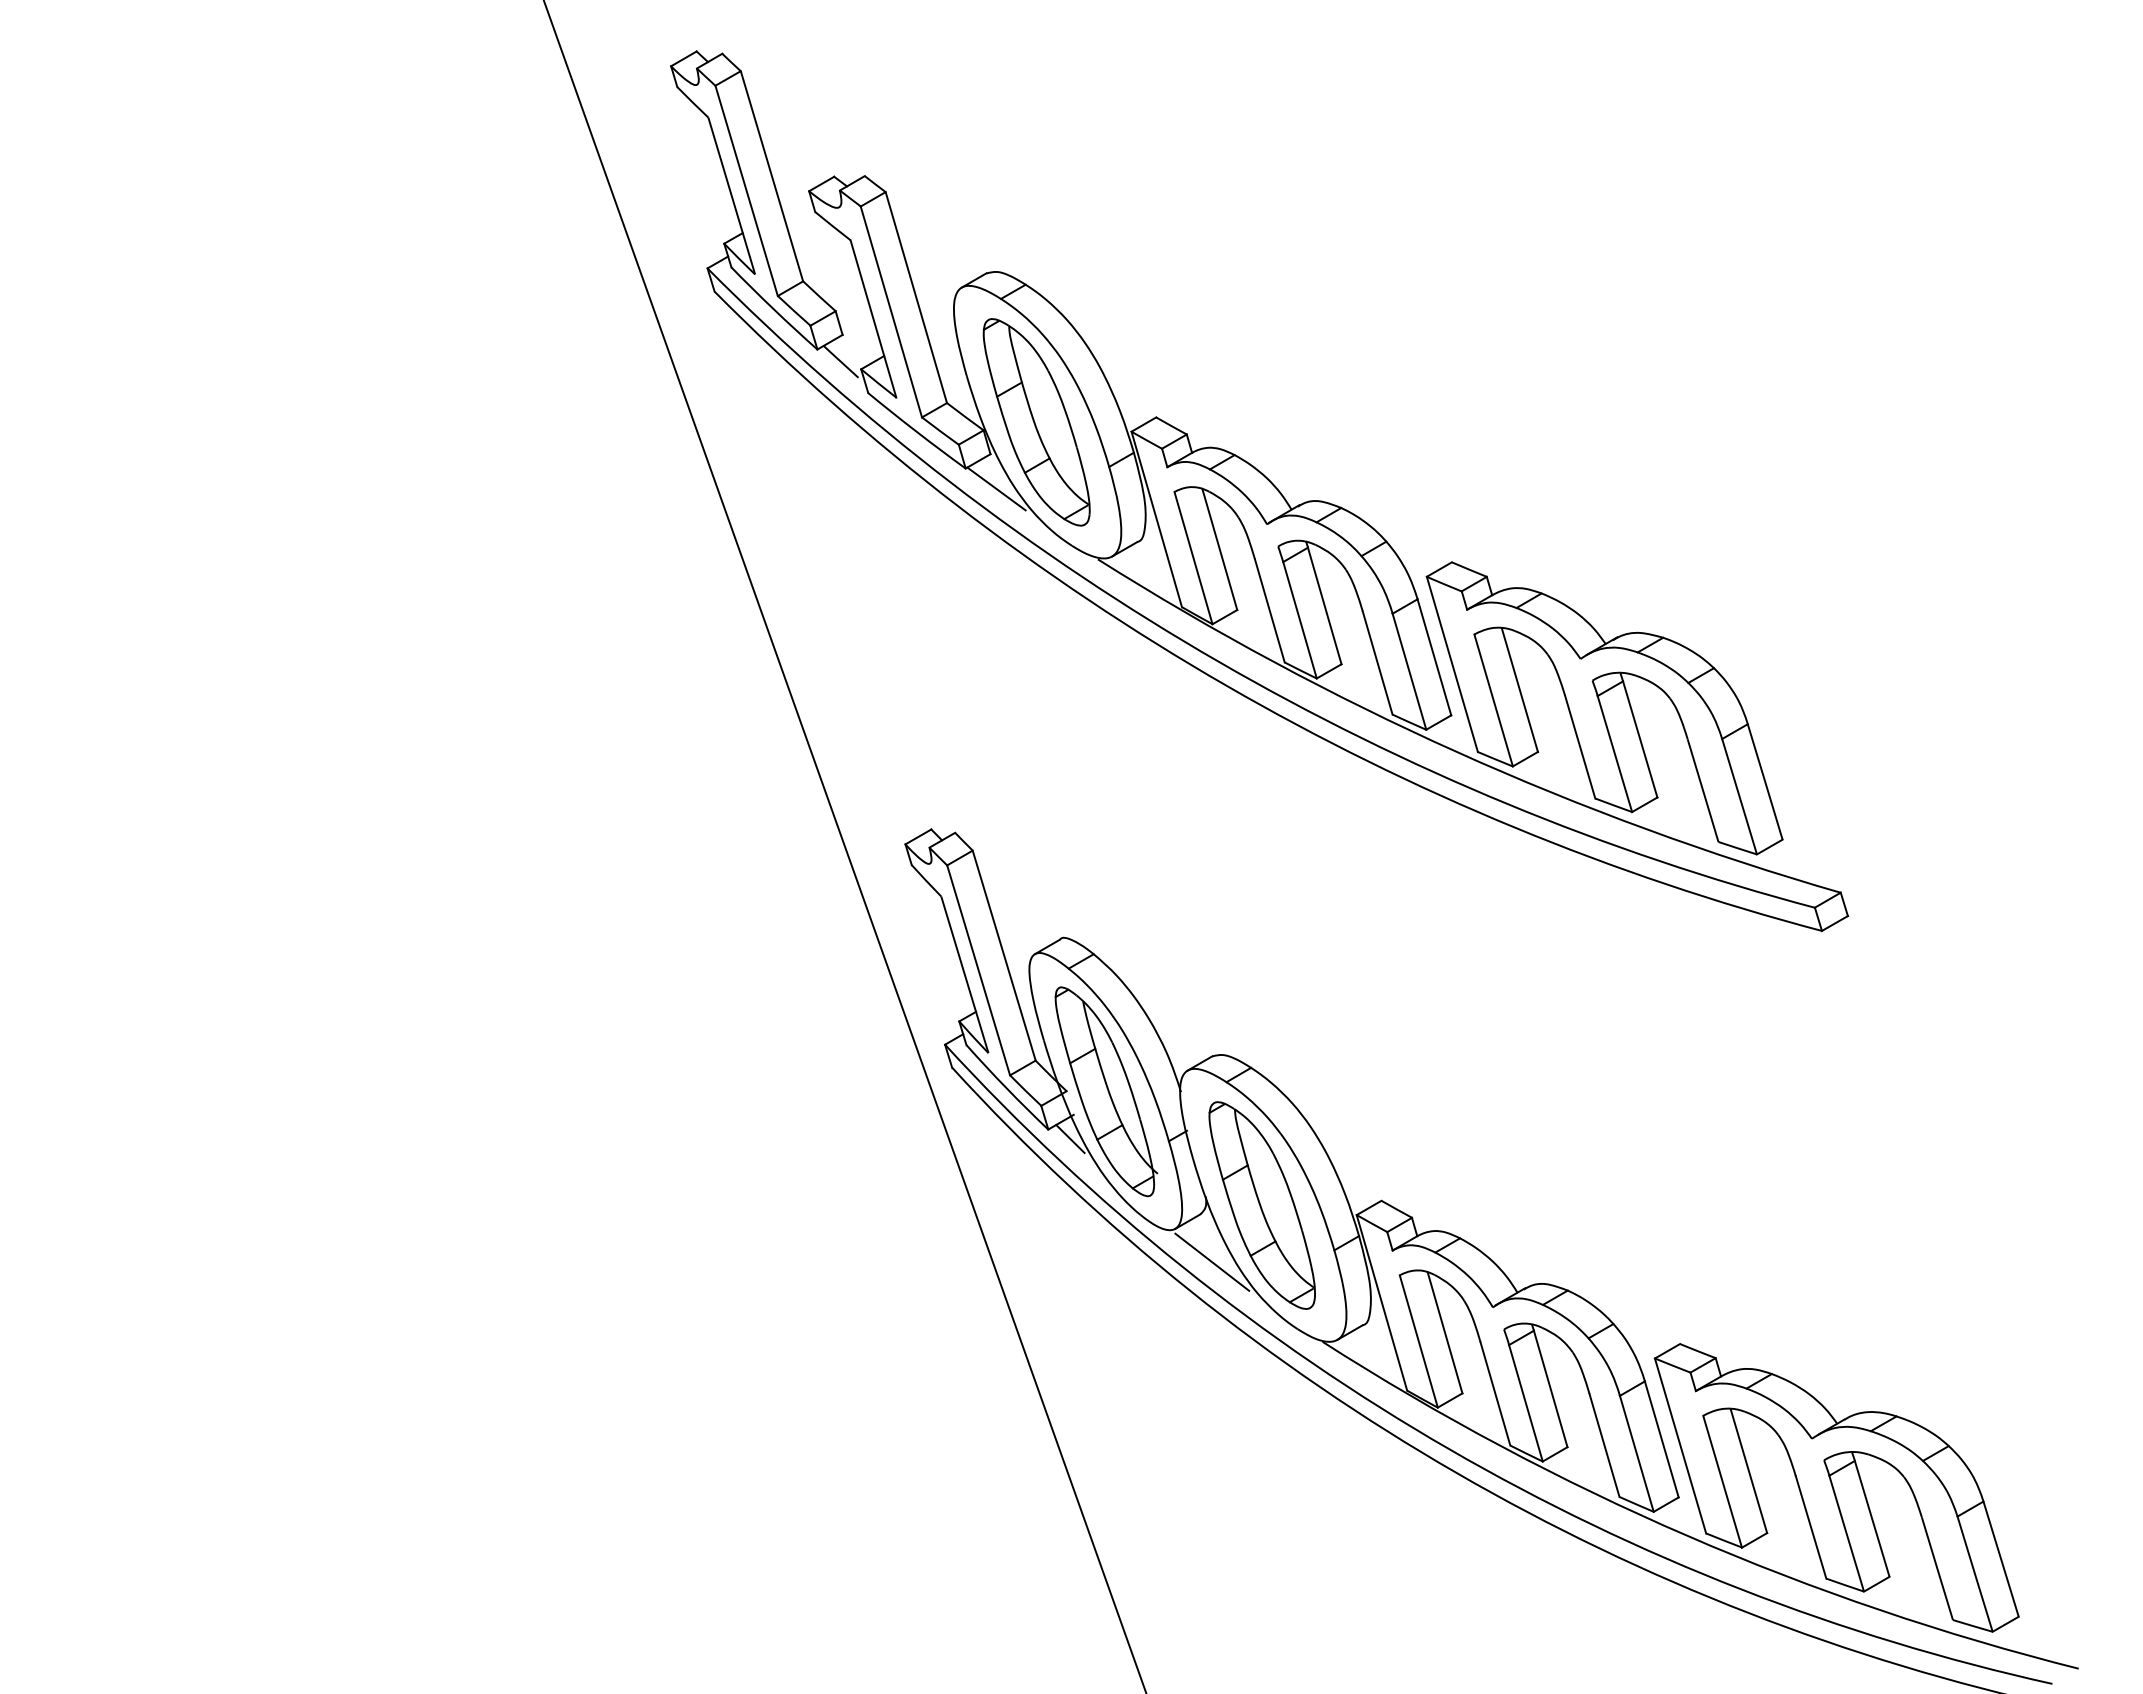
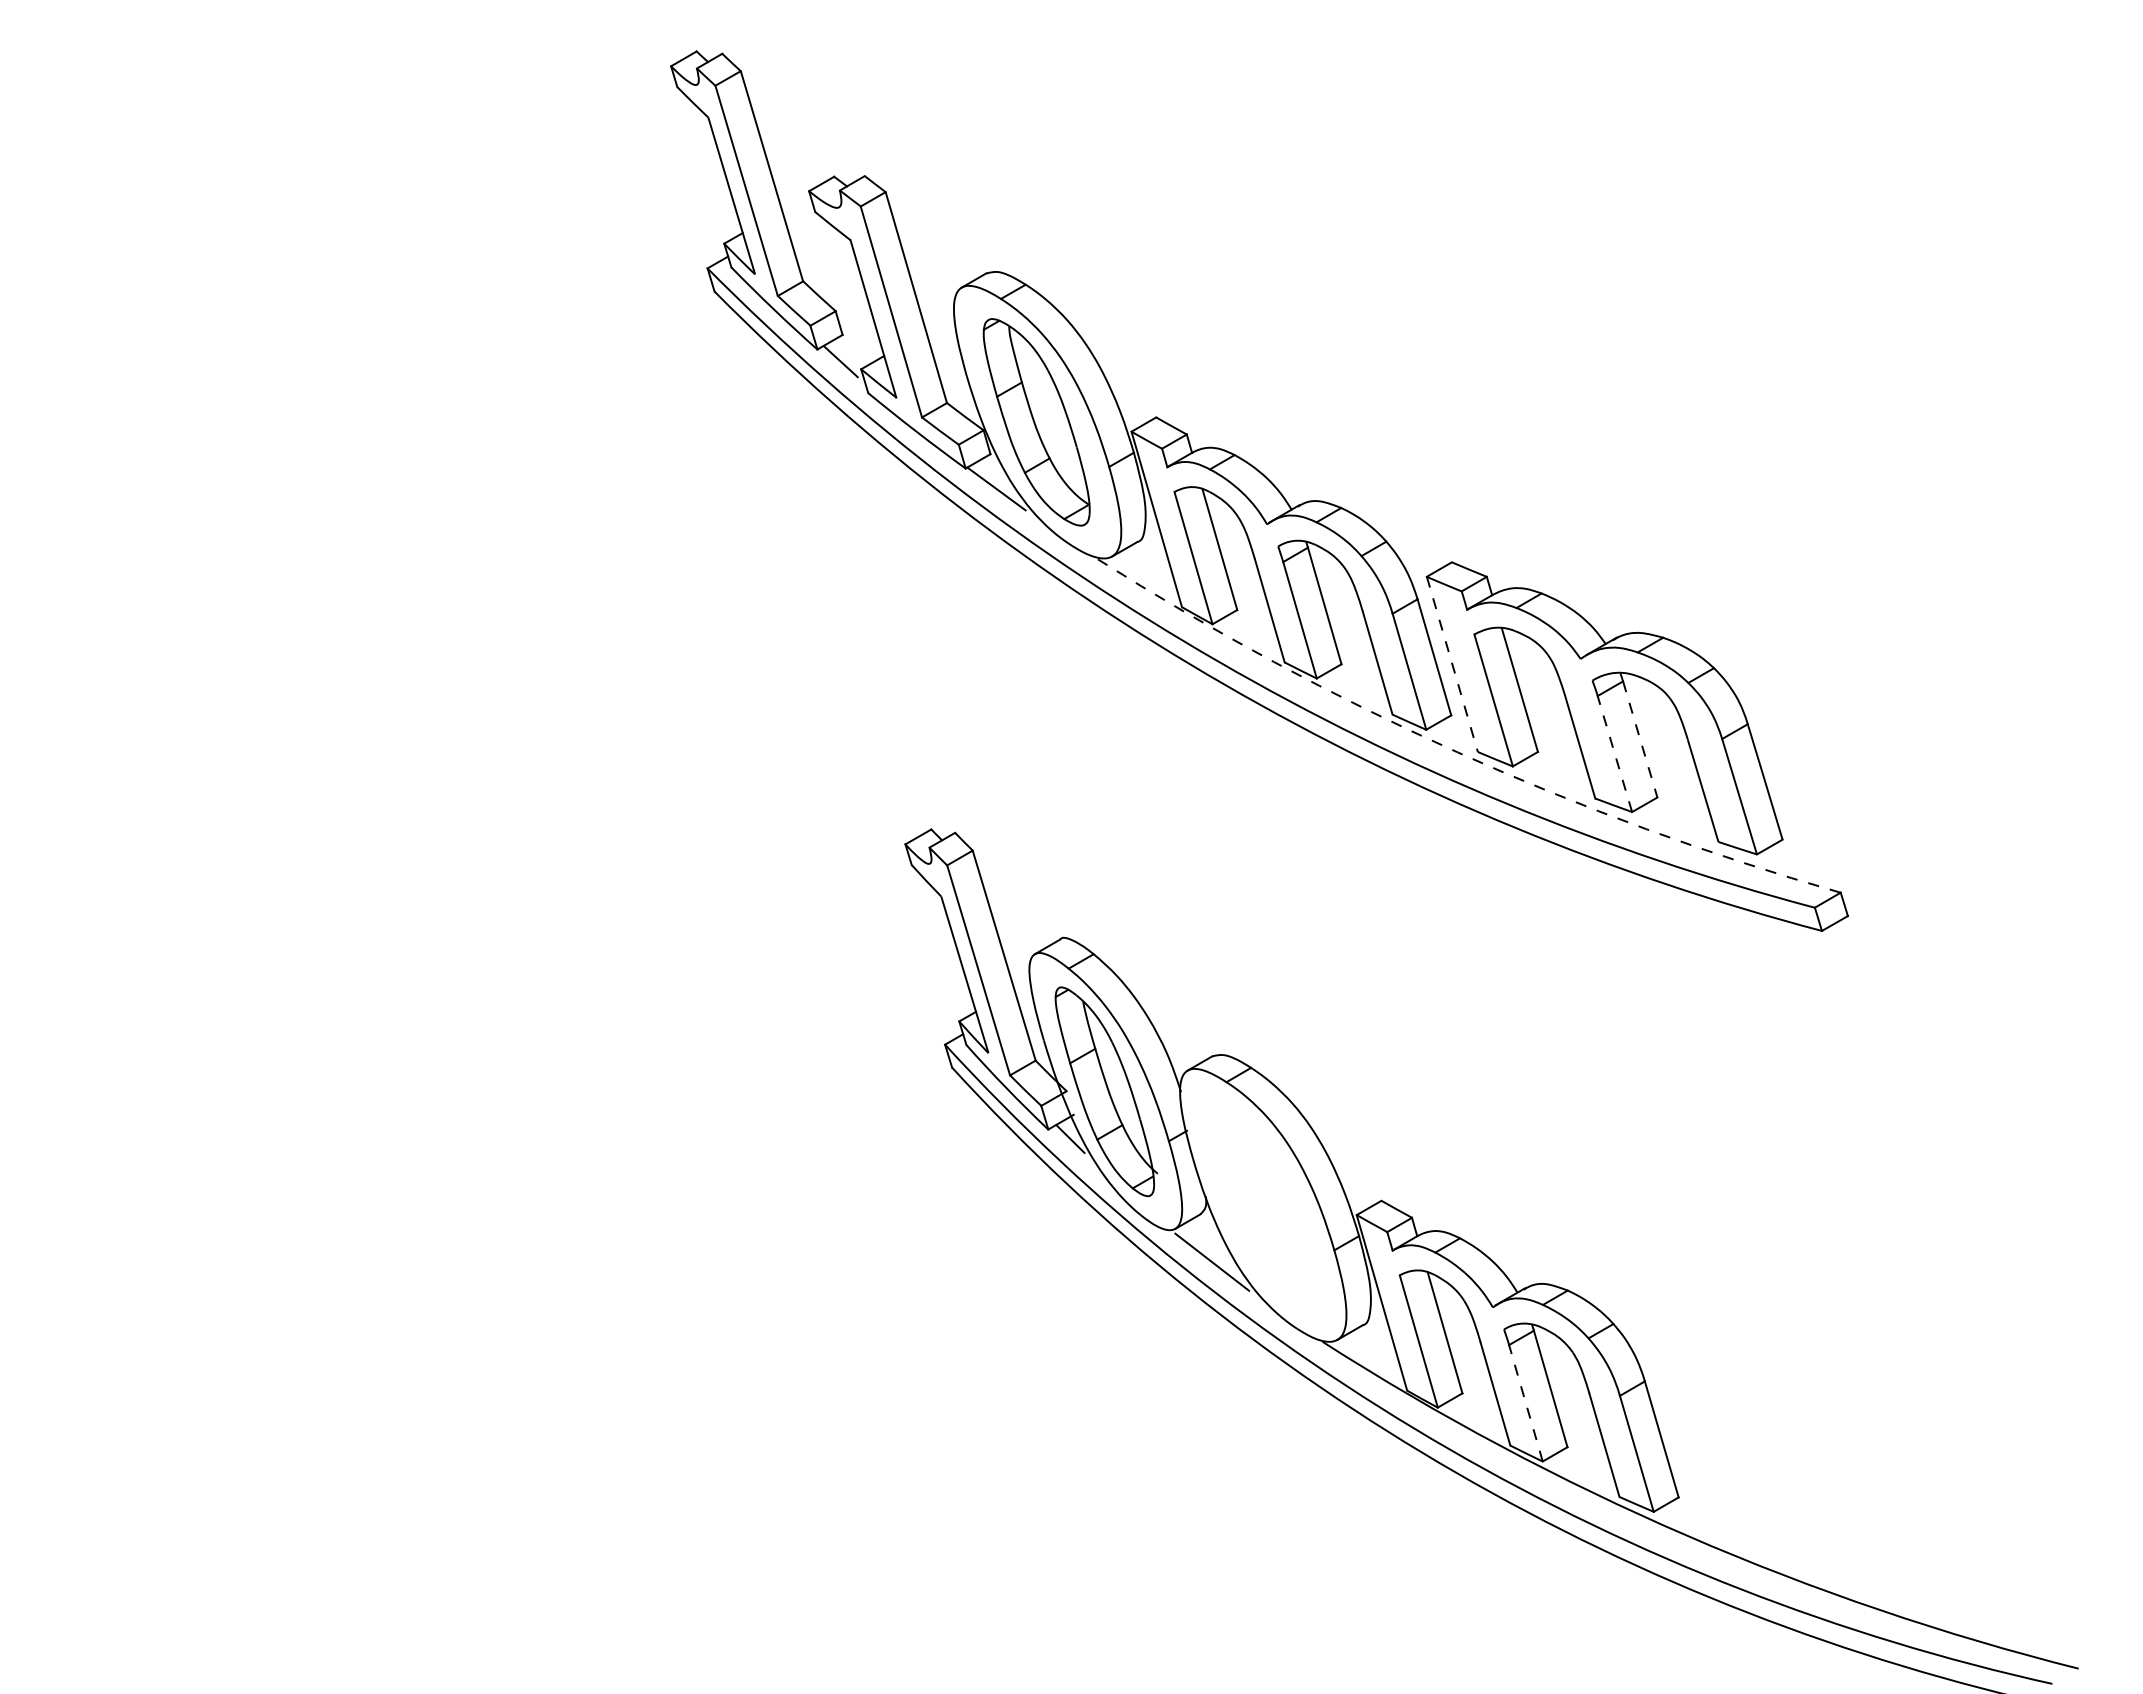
line: solid -> dashed (1452, 664)
line: solid -> dashed (1640, 739)
arc: solid -> dashed (1457, 752)
line: solid -> dashed (1614, 754)
line: present -> none (844, 846)
part: present -> none (1261, 1205)
line: solid -> dashed (1525, 1403)
part: present -> none (1836, 1487)
